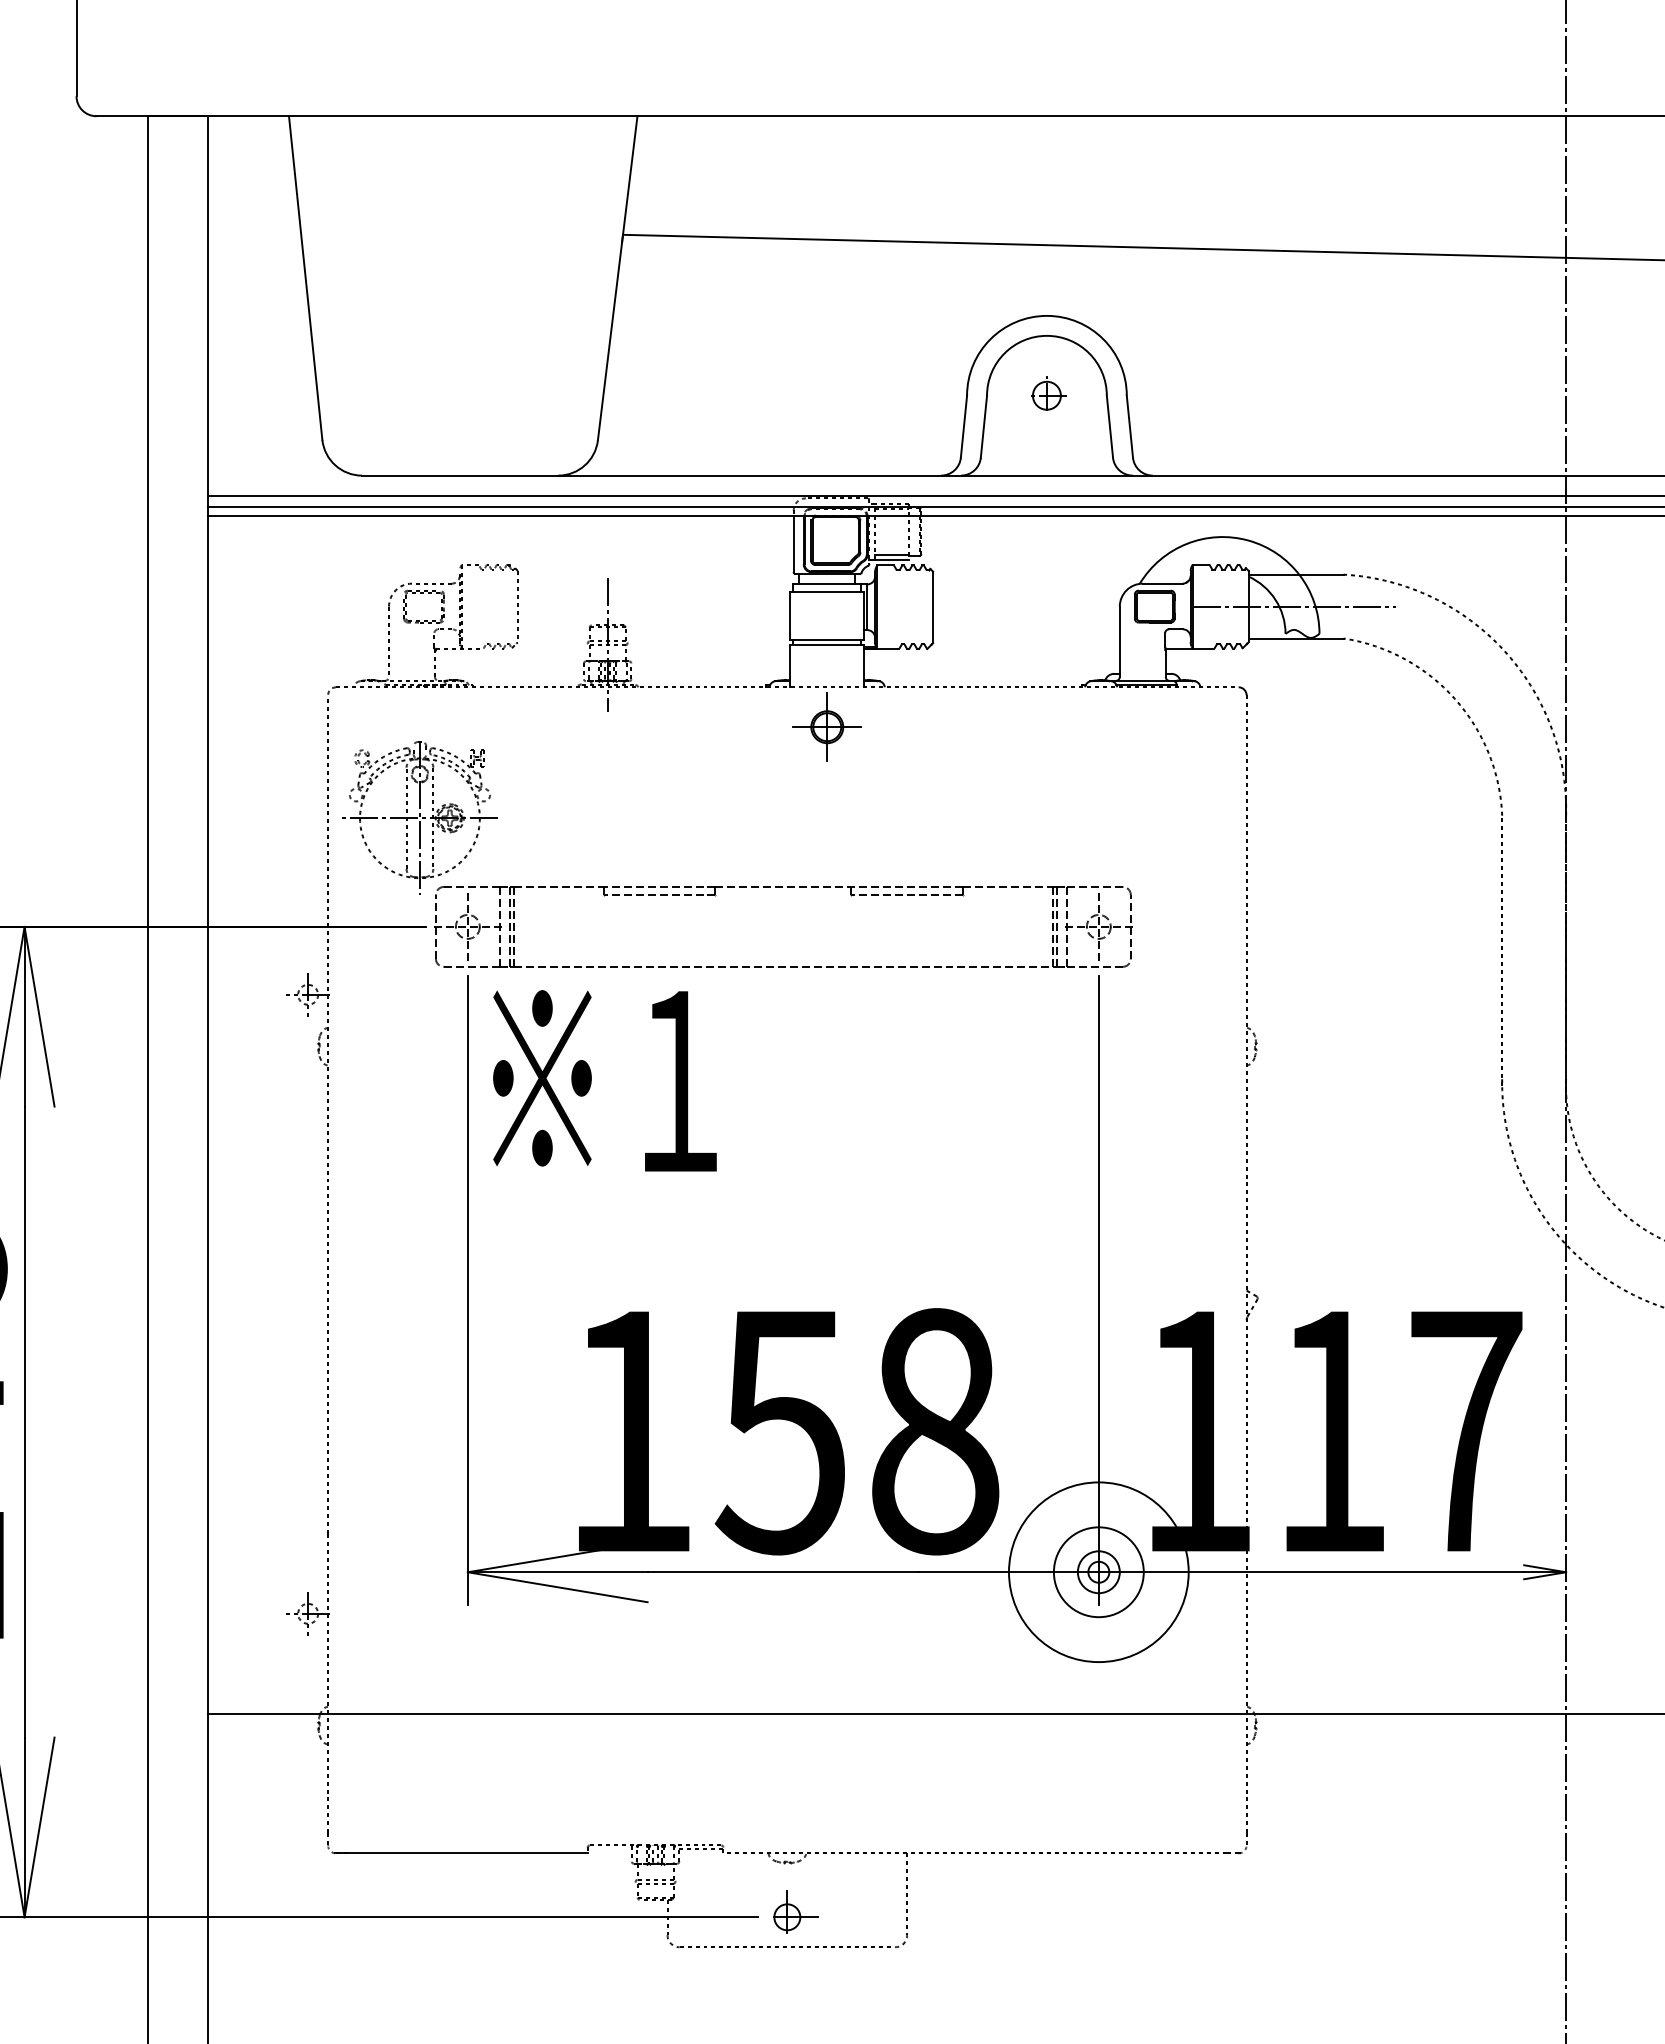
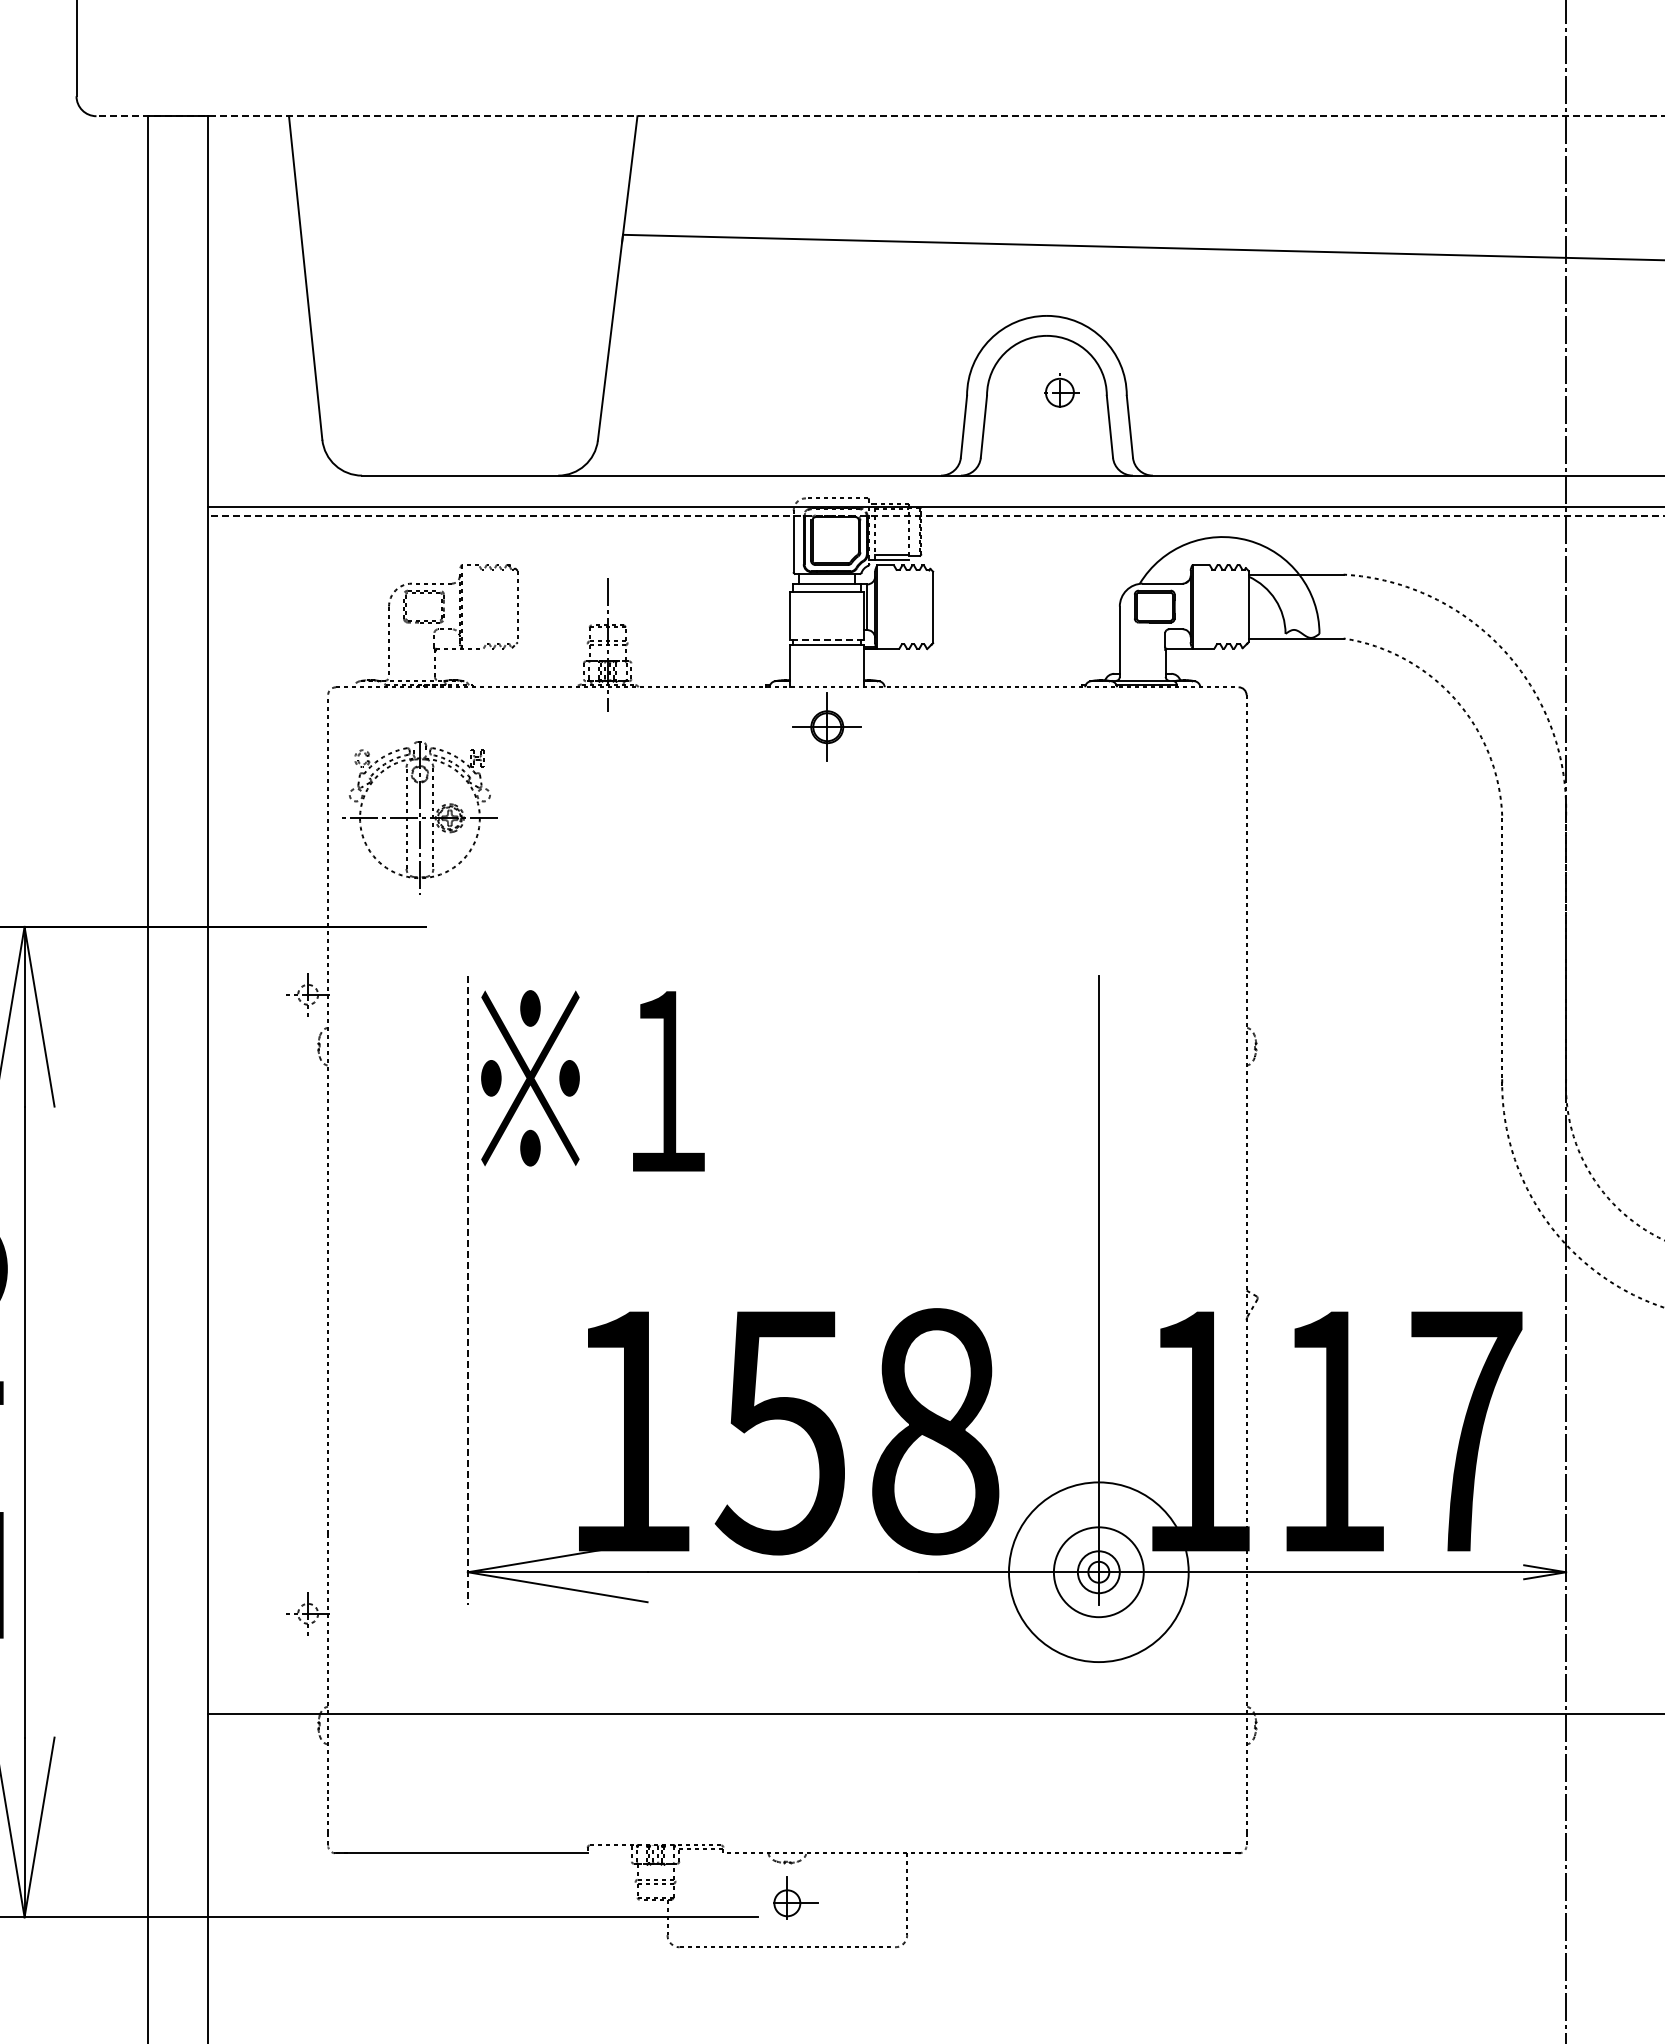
line: solid -> dashed (880, 116)
part position: (1048, 393) -> (1061, 390) (1061, 390)
line: present -> none (934, 495)
line: solid -> dashed (936, 515)
line: present -> none (1294, 606)
line: solid -> dashed (826, 639)
part: present -> none (782, 887)
text position: (604, 1080) -> (592, 1080) (592, 1080)
line: solid -> dashed (467, 1290)
part position: (795, 1911) -> (795, 1897) (795, 1897)
